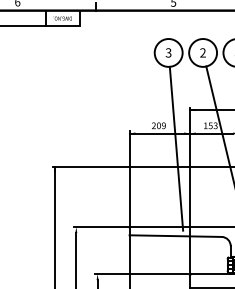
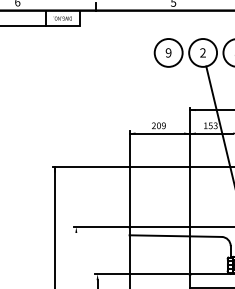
text: 3 -> 9 (168, 52)
line: present -> none (176, 148)
line: present -> none (76, 259)
